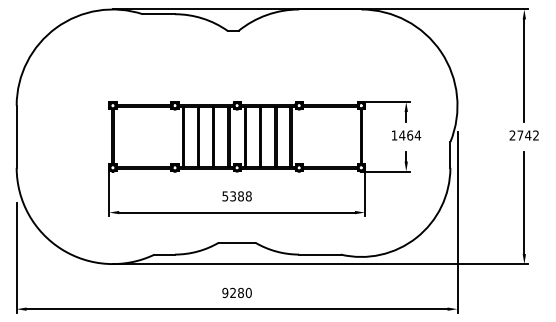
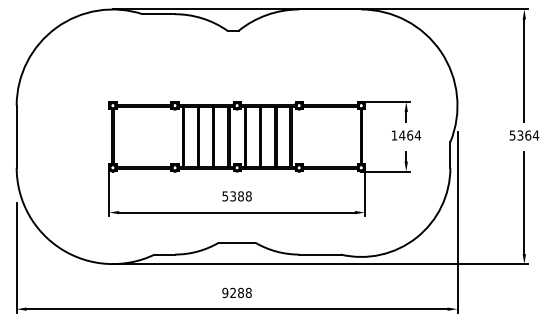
text: 2742 -> 5364 (524, 135)
text: 9280 -> 9288 (248, 292)
